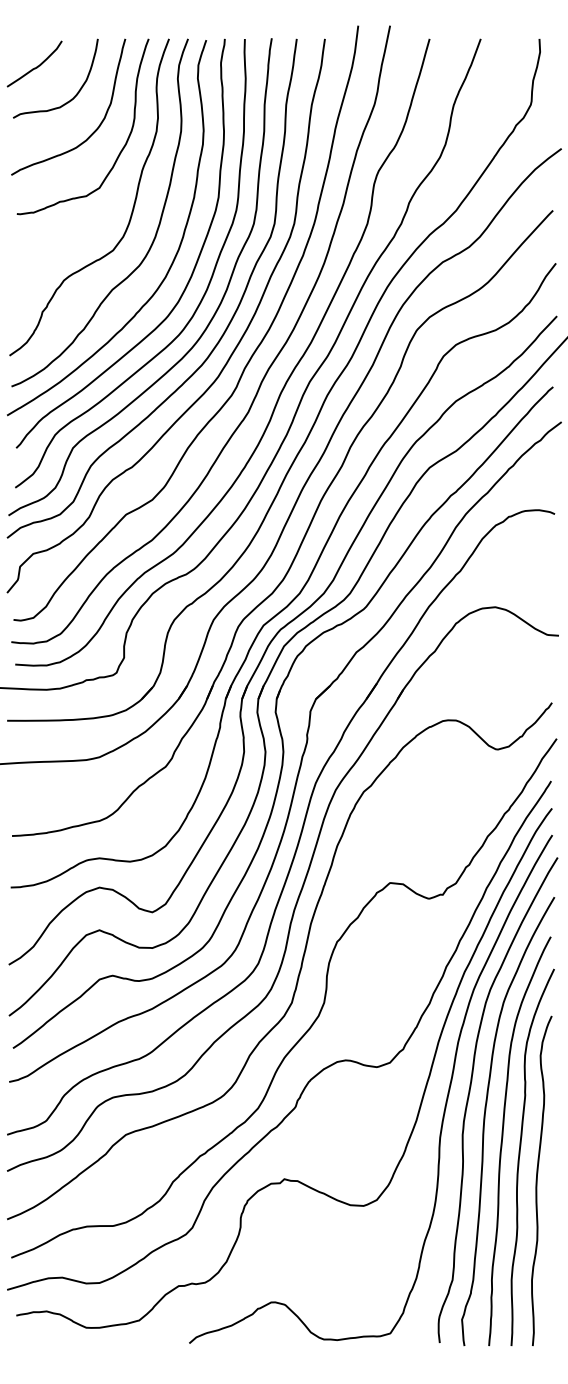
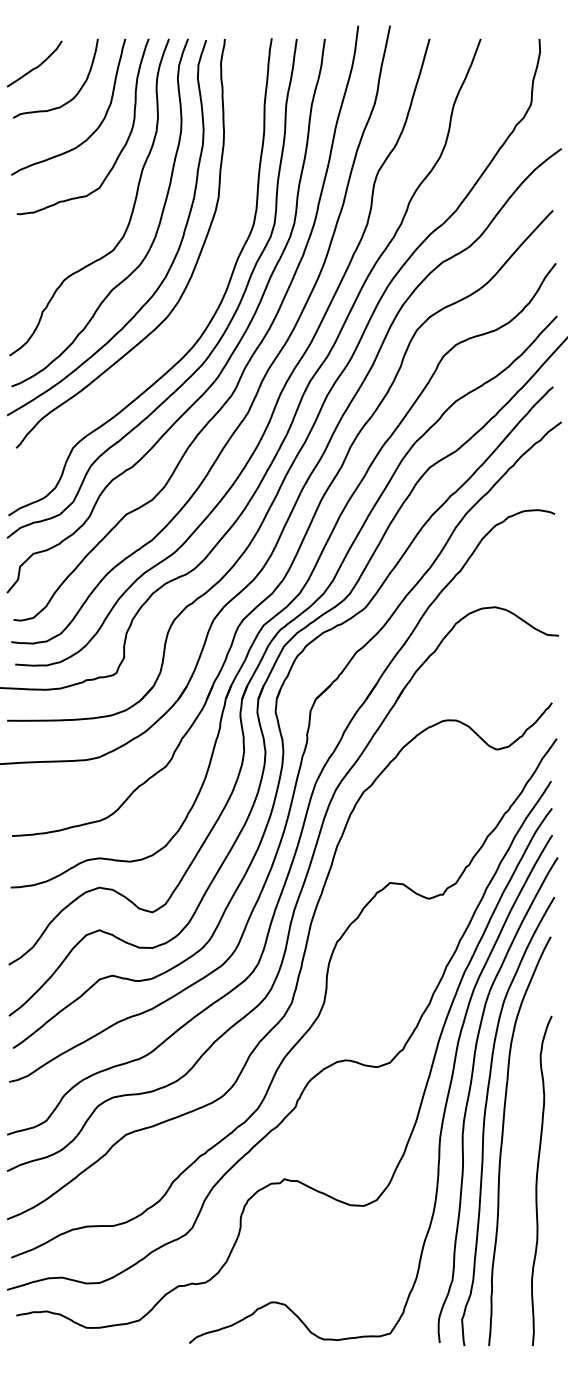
curve: present -> none (197, 305)
curve: present -> none (520, 1155)
